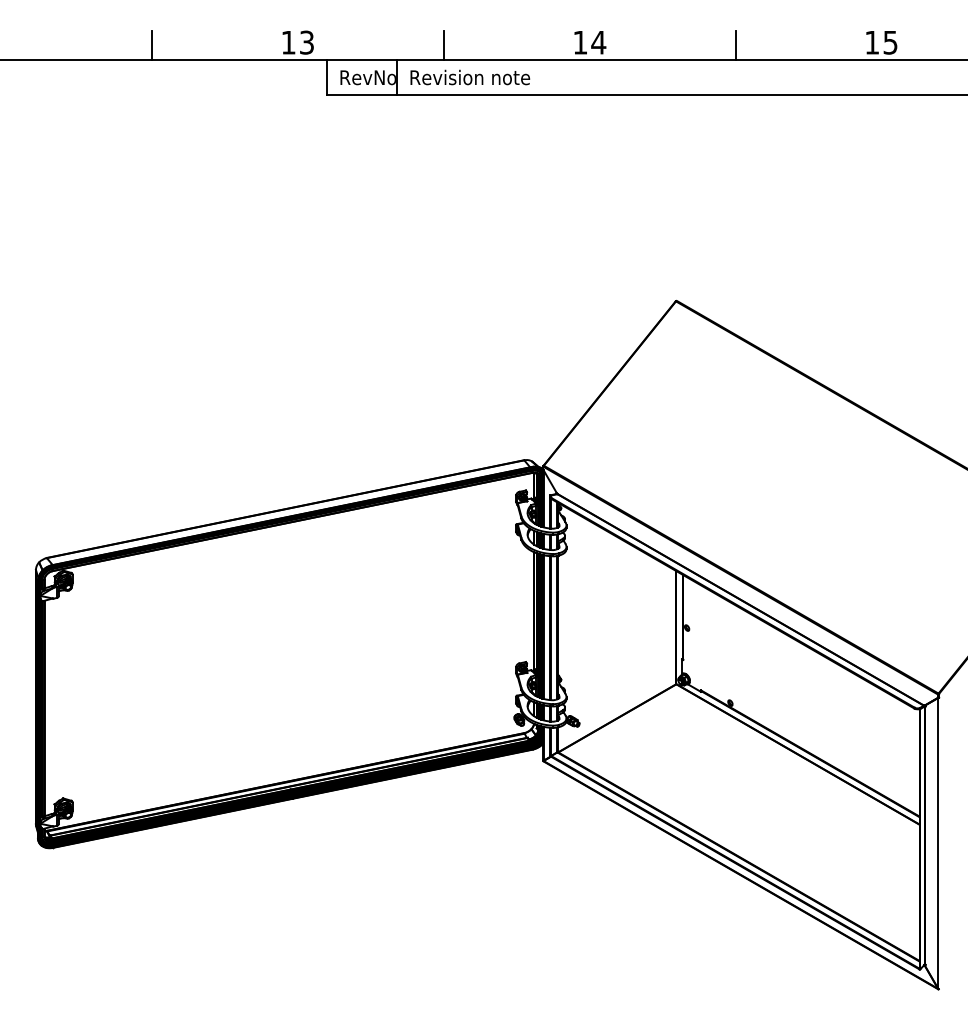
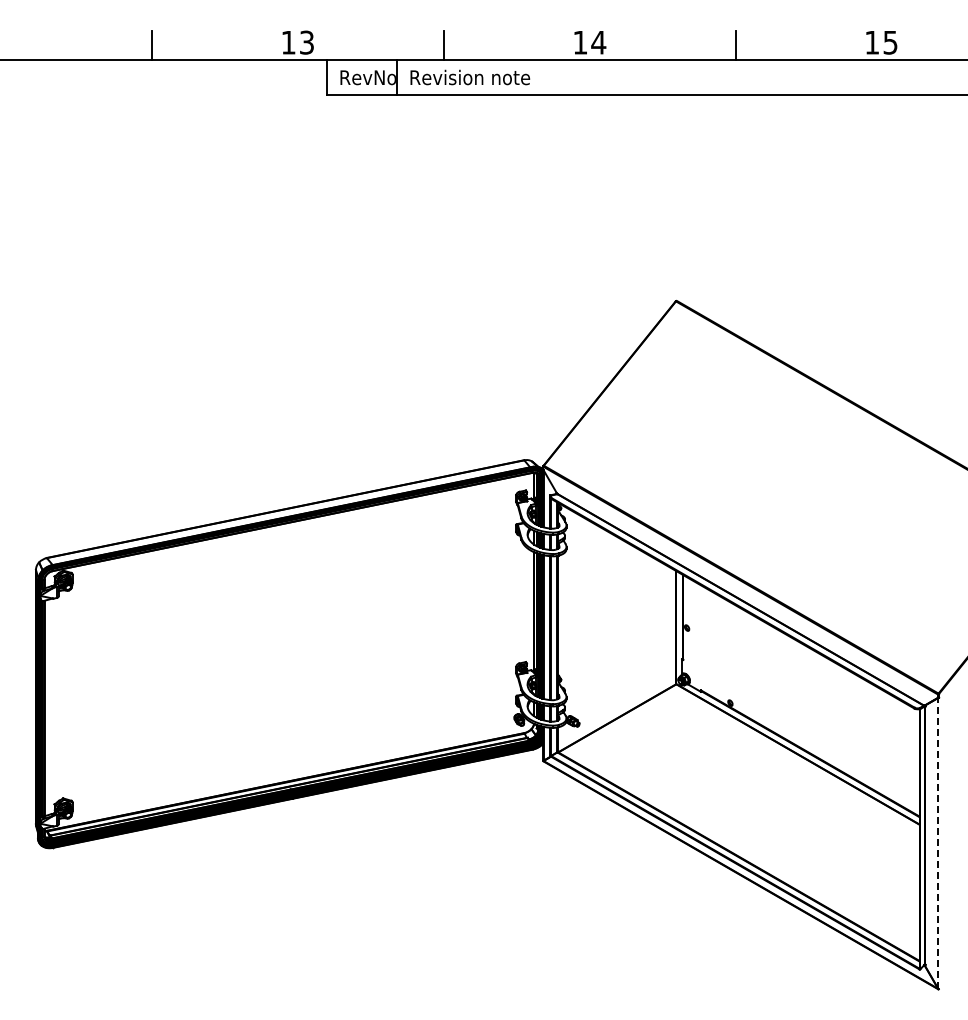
line: solid -> dashed (938, 842)
